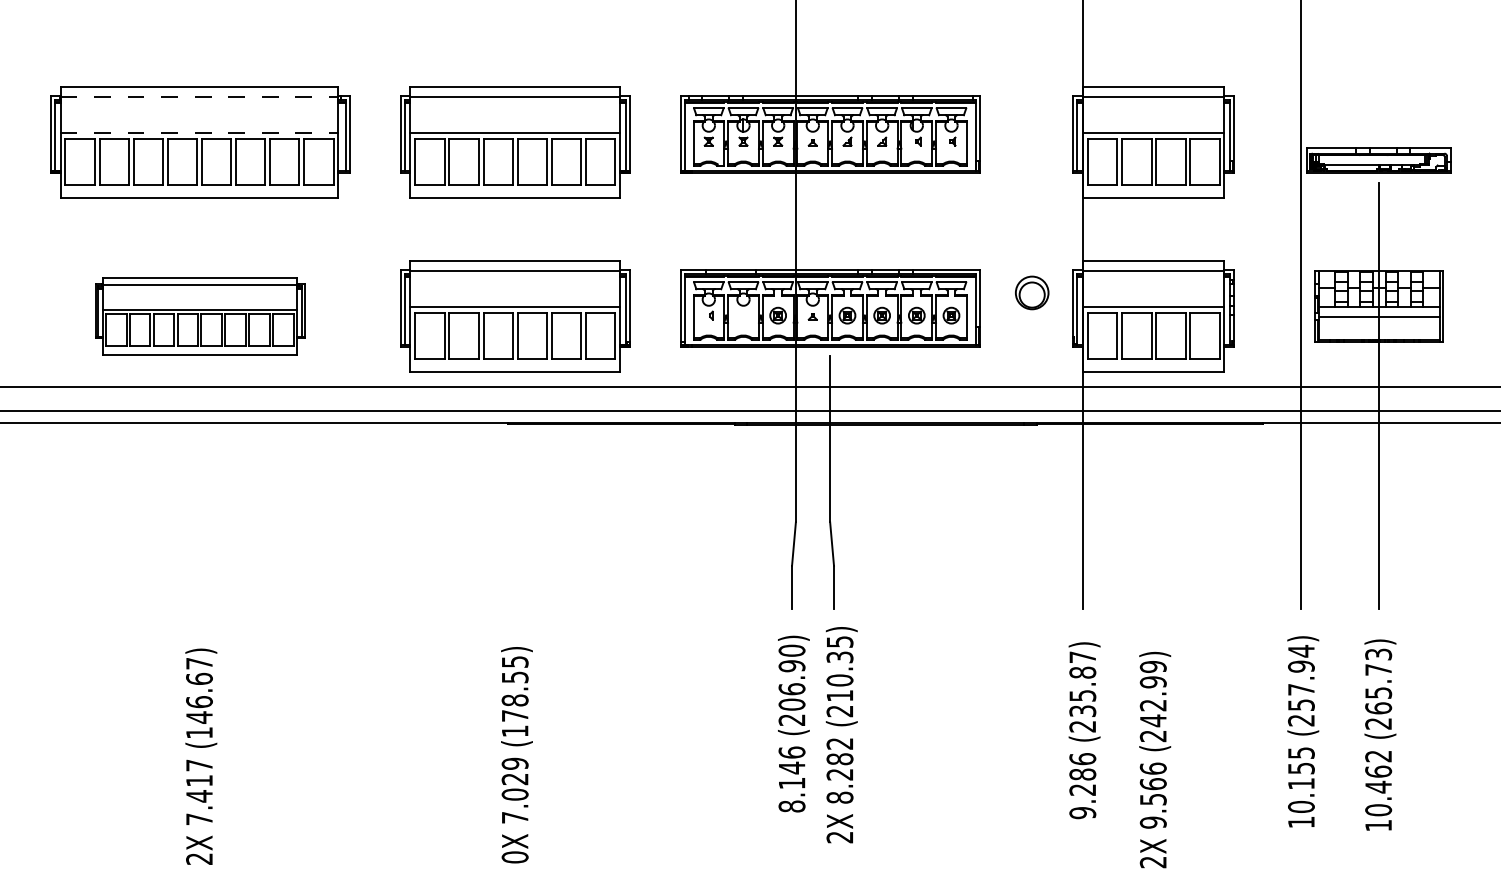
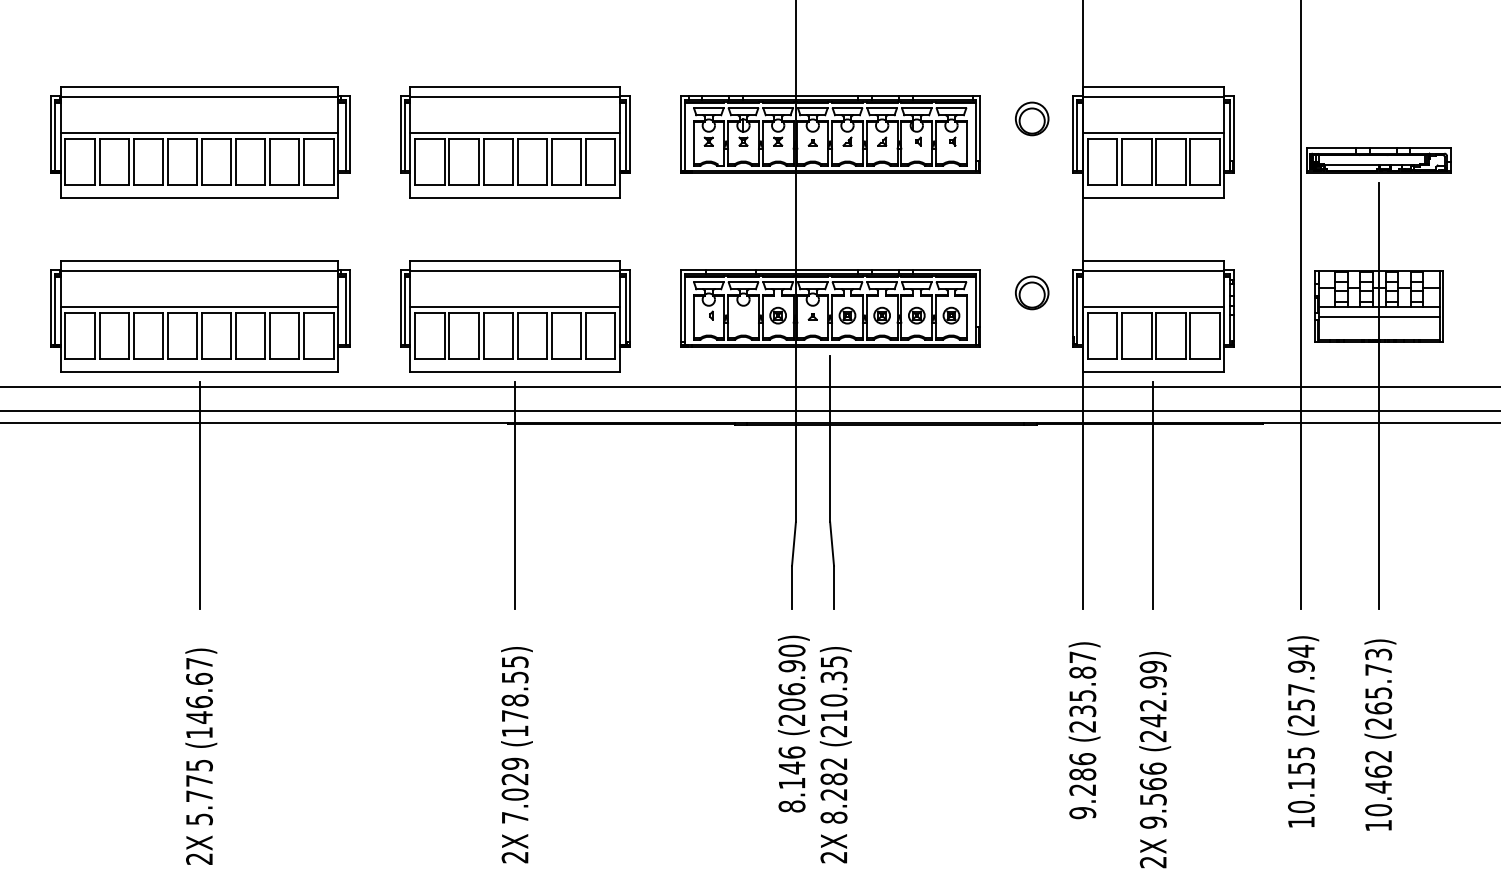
line: dashed -> solid (199, 97)
part: none -> present (1032, 118)
line: dashed -> solid (199, 132)
part size: 211x79 px -> 301x113 px (200, 316)
line: none -> present (199, 495)
line: none -> present (515, 495)
line: none -> present (1153, 495)
text position: (841, 735) -> (835, 755) (835, 755)
text: 7.417 -> 5.775 (199, 792)
text: 0X -> 2X (514, 857)
